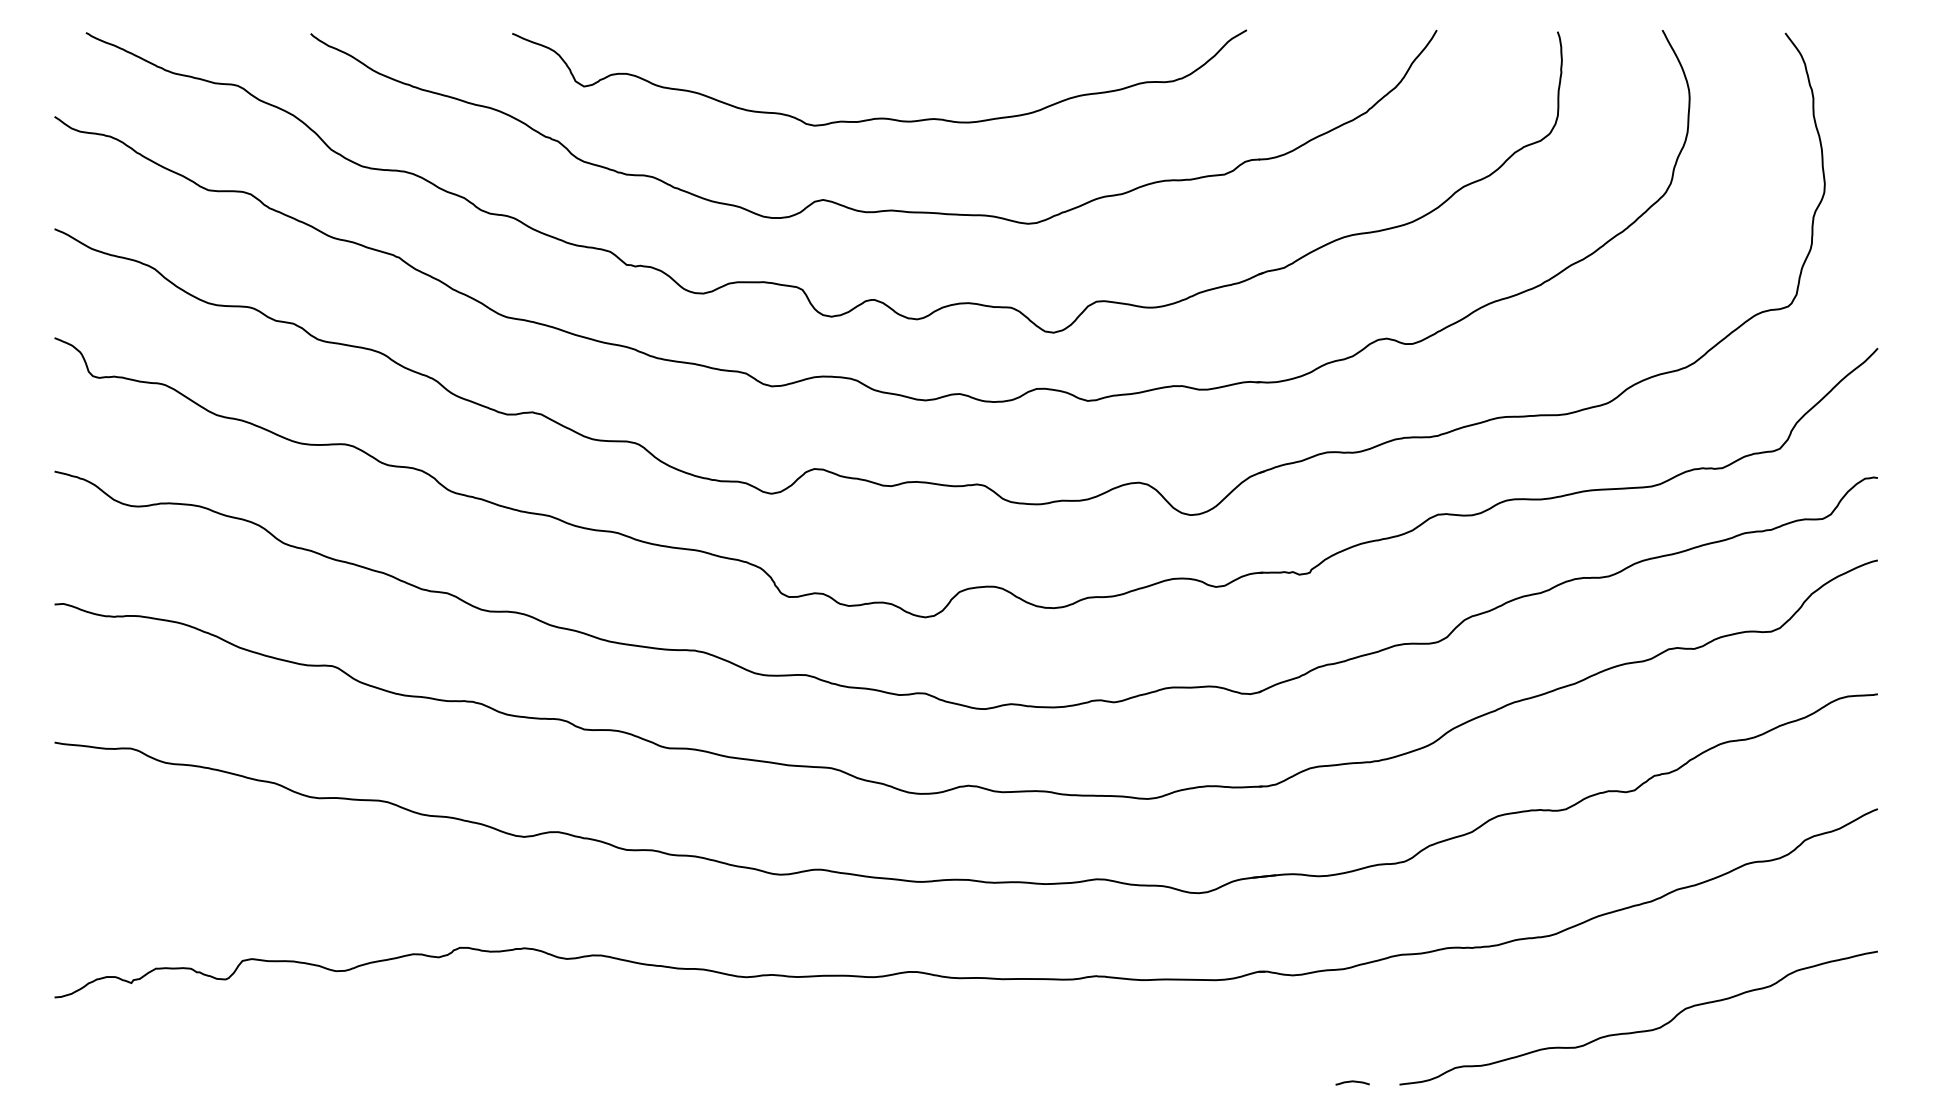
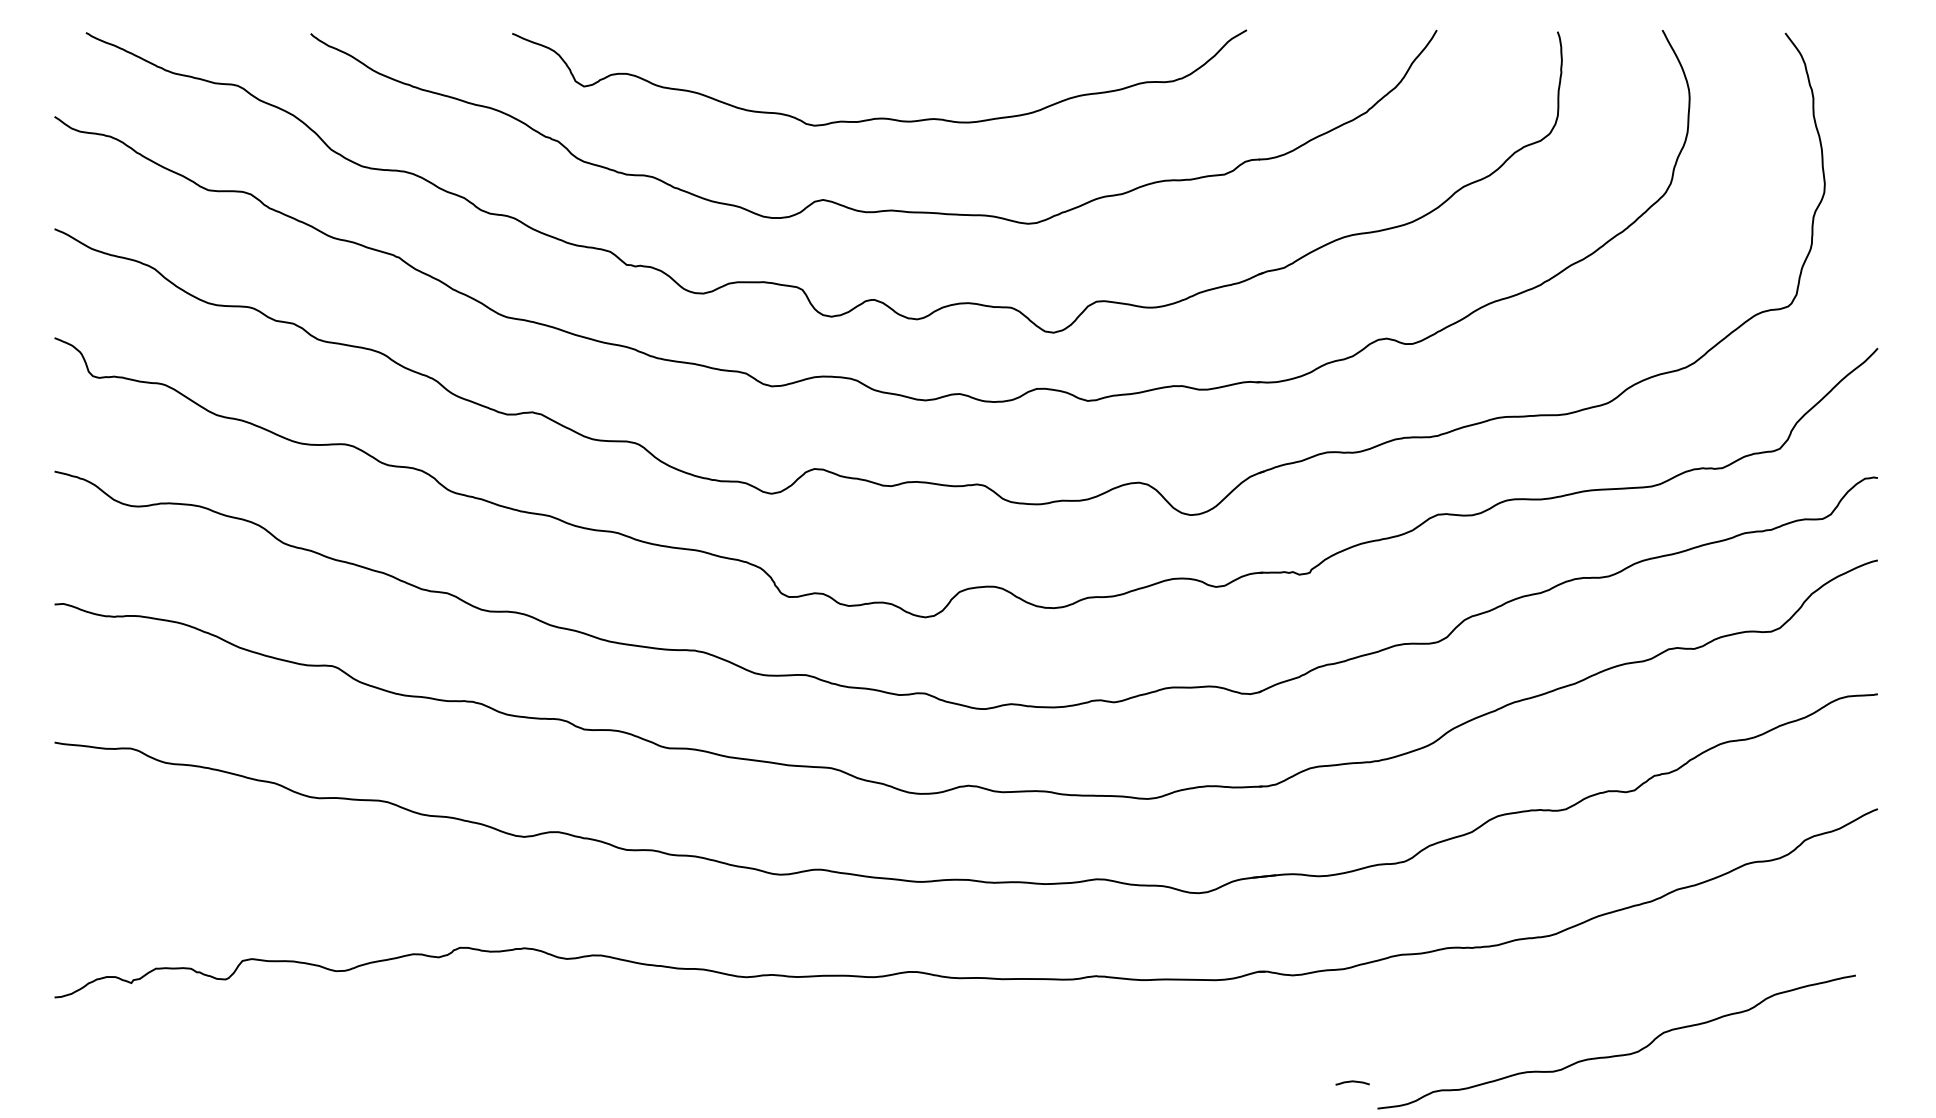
curve position: (1640, 1030) -> (1618, 1054) (1618, 1054)
